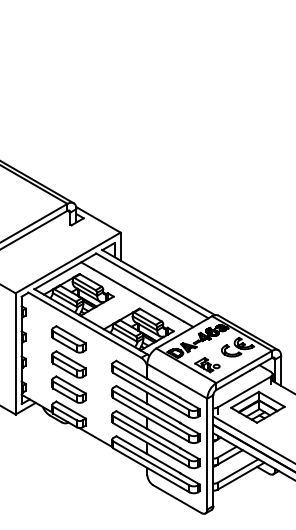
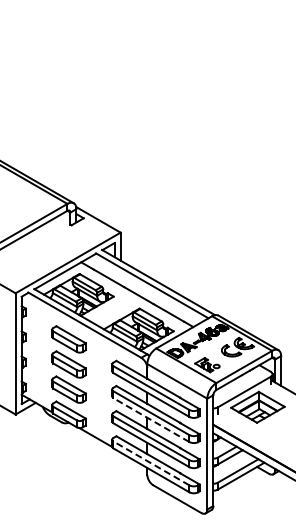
line: solid -> dashed (151, 420)
line: present -> none (252, 439)
line: solid -> dashed (151, 463)
